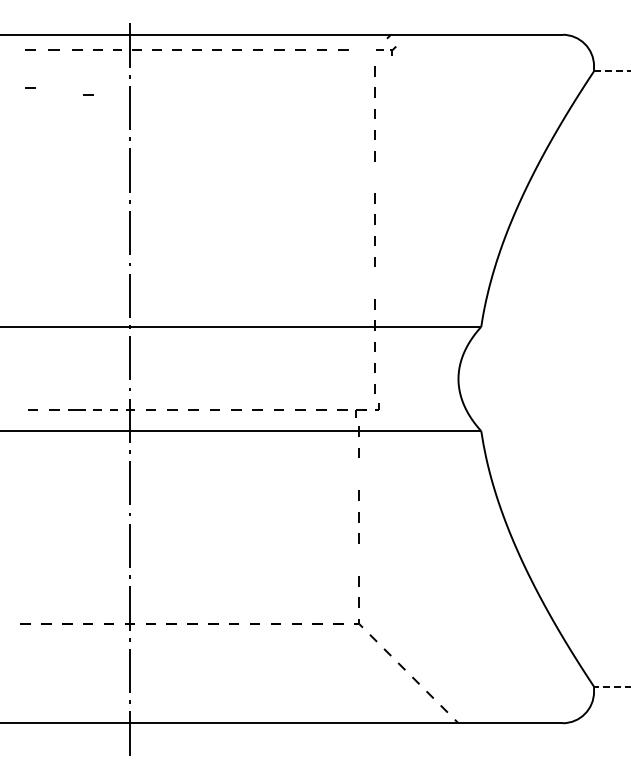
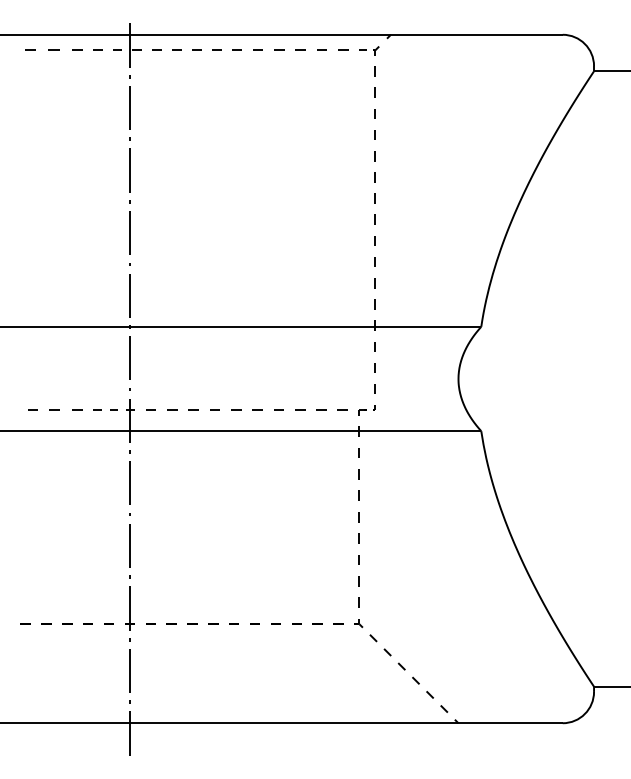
part position: (386, 50) -> (369, 50) (369, 50)
line: dashed -> solid (612, 71)
line: present -> none (30, 87)
part: present -> none (88, 94)
line: none -> present (374, 177)
line: none -> present (374, 283)
part size: 18x2 px -> 11x2 px (77, 409)
part size: 25x15 px -> 18x11 px (366, 410)
line: none -> present (358, 474)
line: none -> present (358, 559)
line: dashed -> solid (611, 686)
